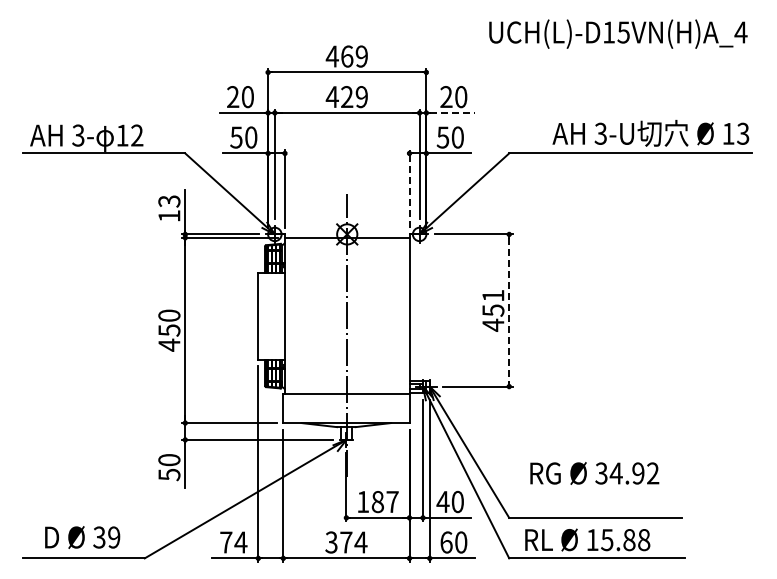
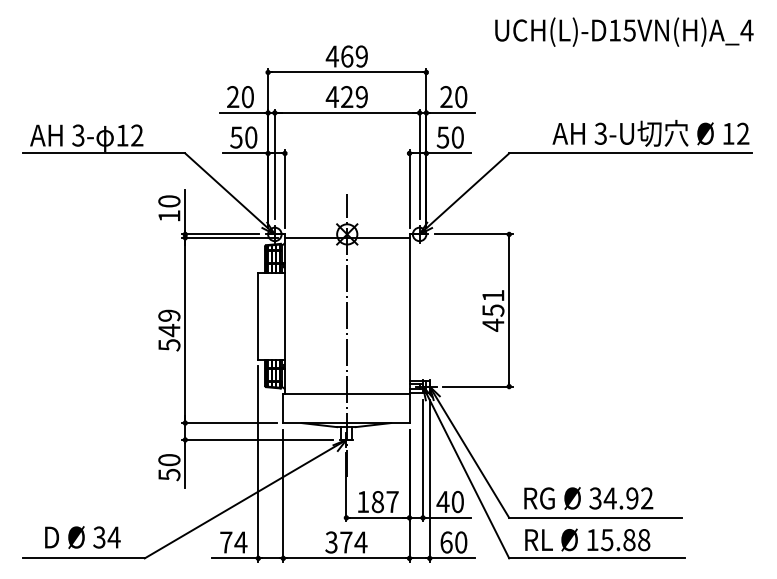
text position: (618, 33) -> (624, 31) (624, 31)
line: dashed -> solid (452, 112)
text: 13 -> 12 (743, 133)
line: dashed -> solid (409, 188)
text: 13 -> 10 (169, 201)
line: dashed -> solid (509, 310)
text: 450 -> 549 (169, 330)
text position: (594, 473) -> (588, 498) (588, 498)
text: 39 -> 34 (113, 537)
